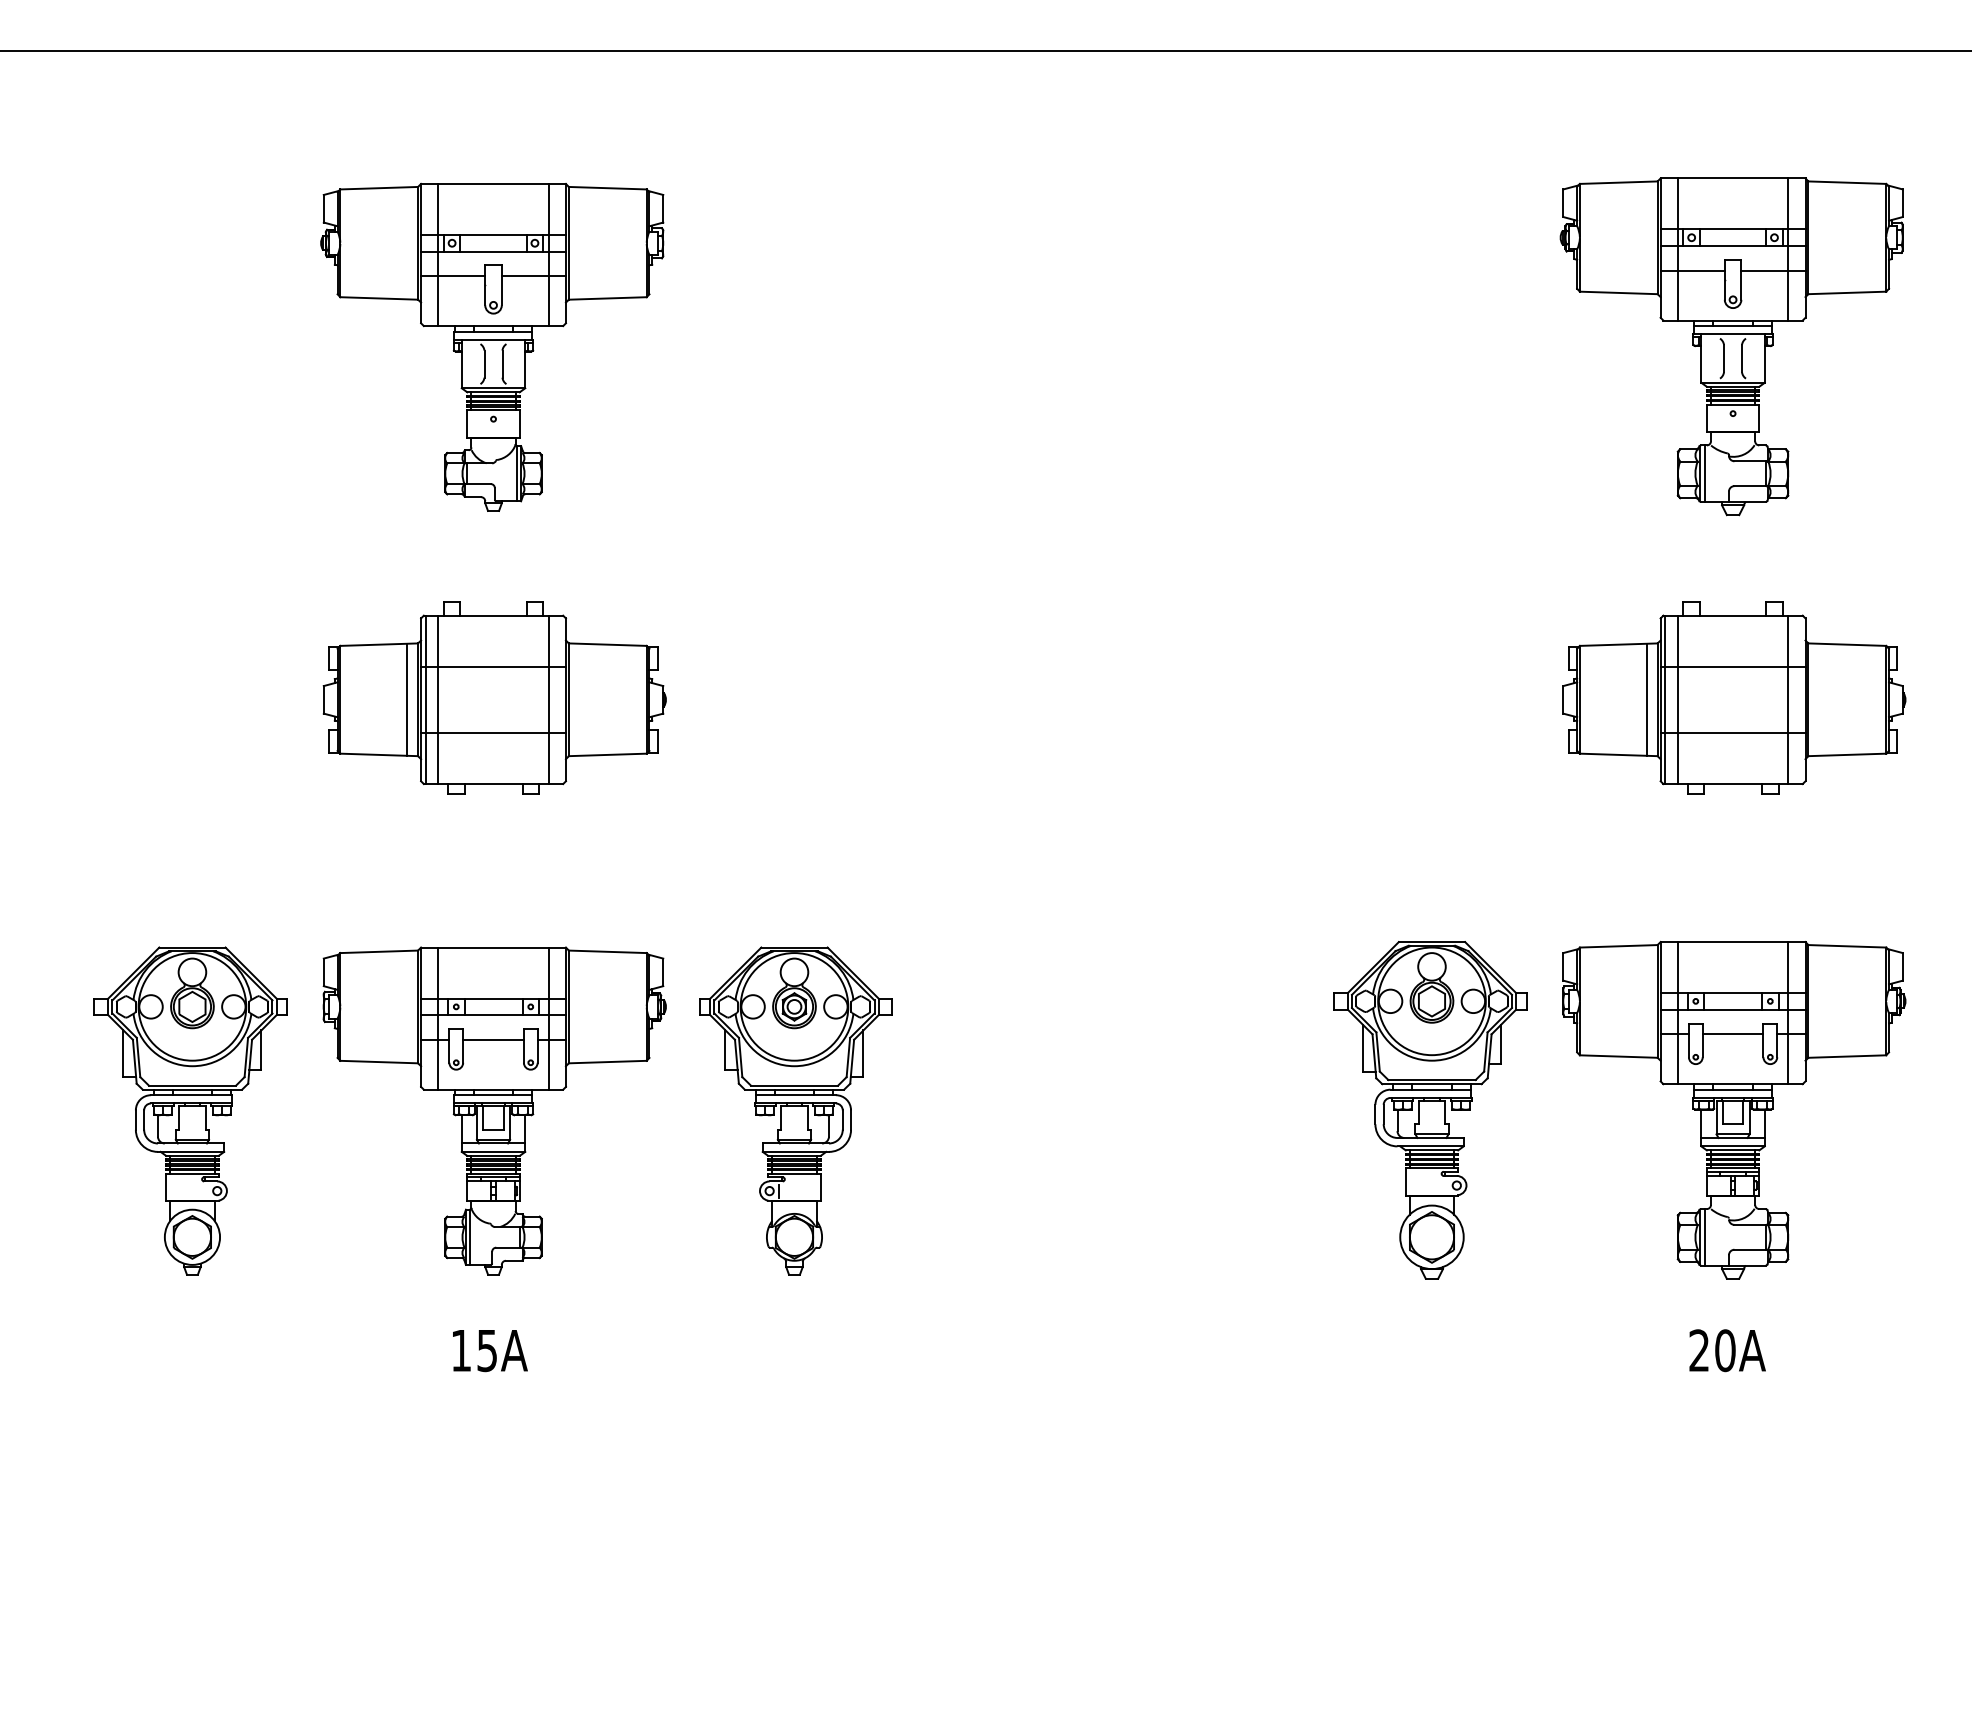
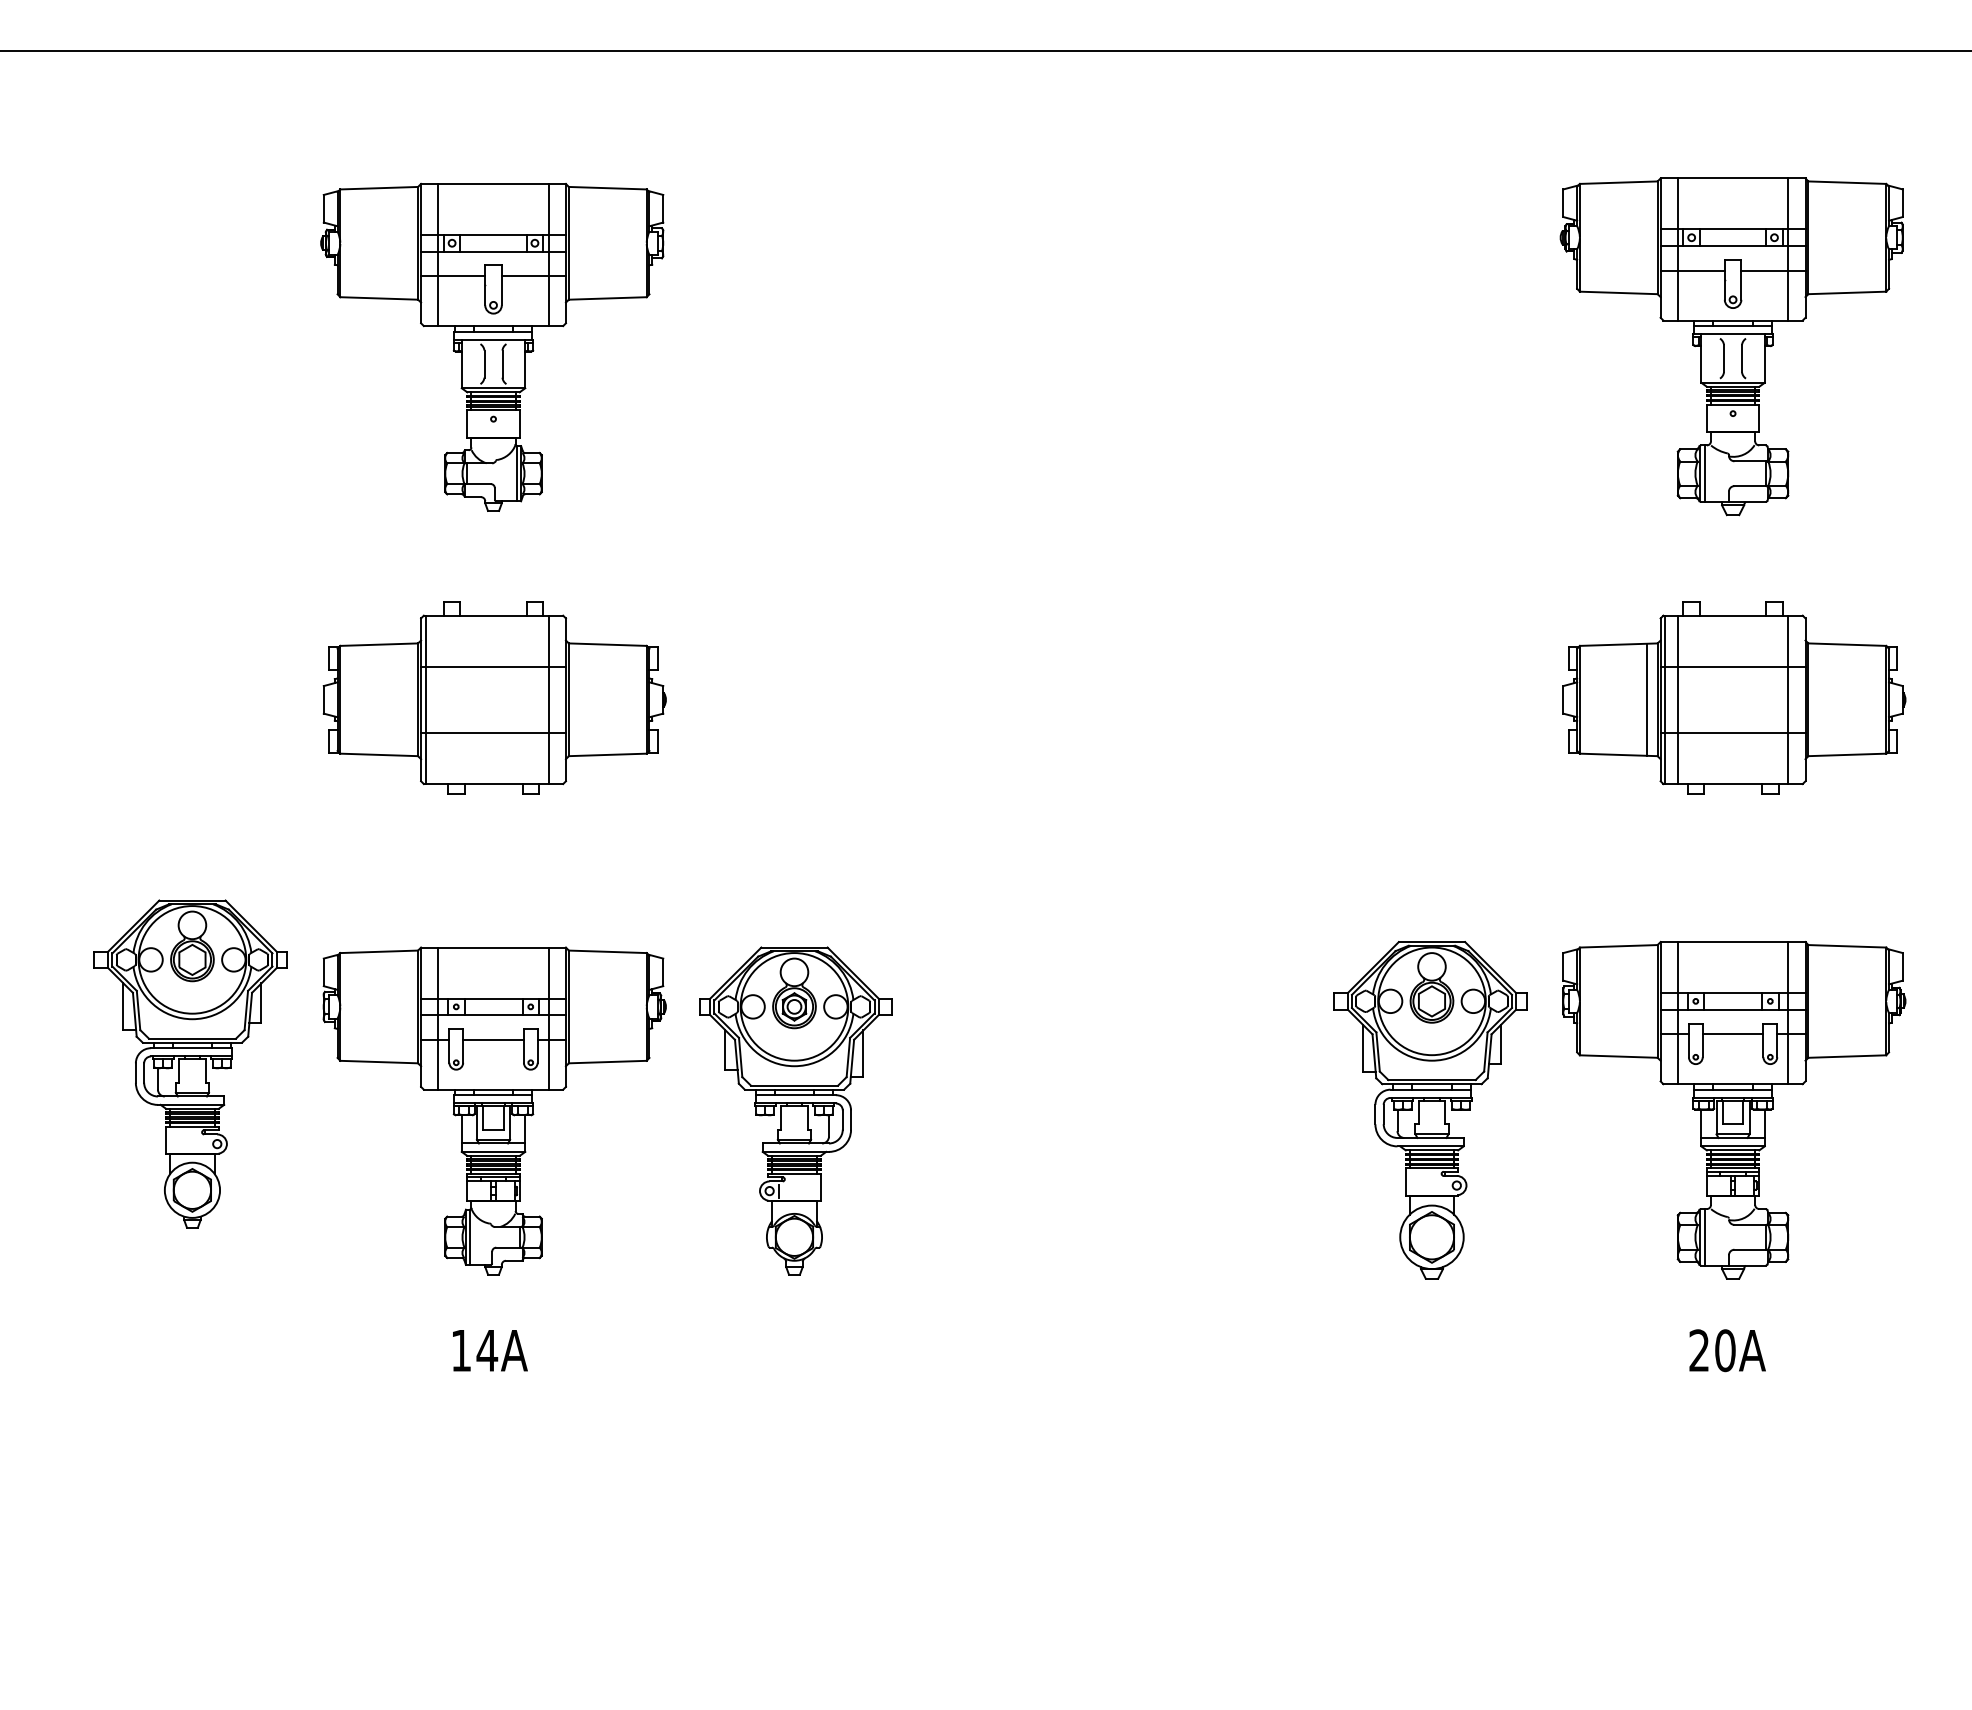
line: present -> none (407, 699)
line: present -> none (438, 699)
part position: (190, 1110) -> (190, 1063) (190, 1063)
text: 15A -> 14A (487, 1351)
